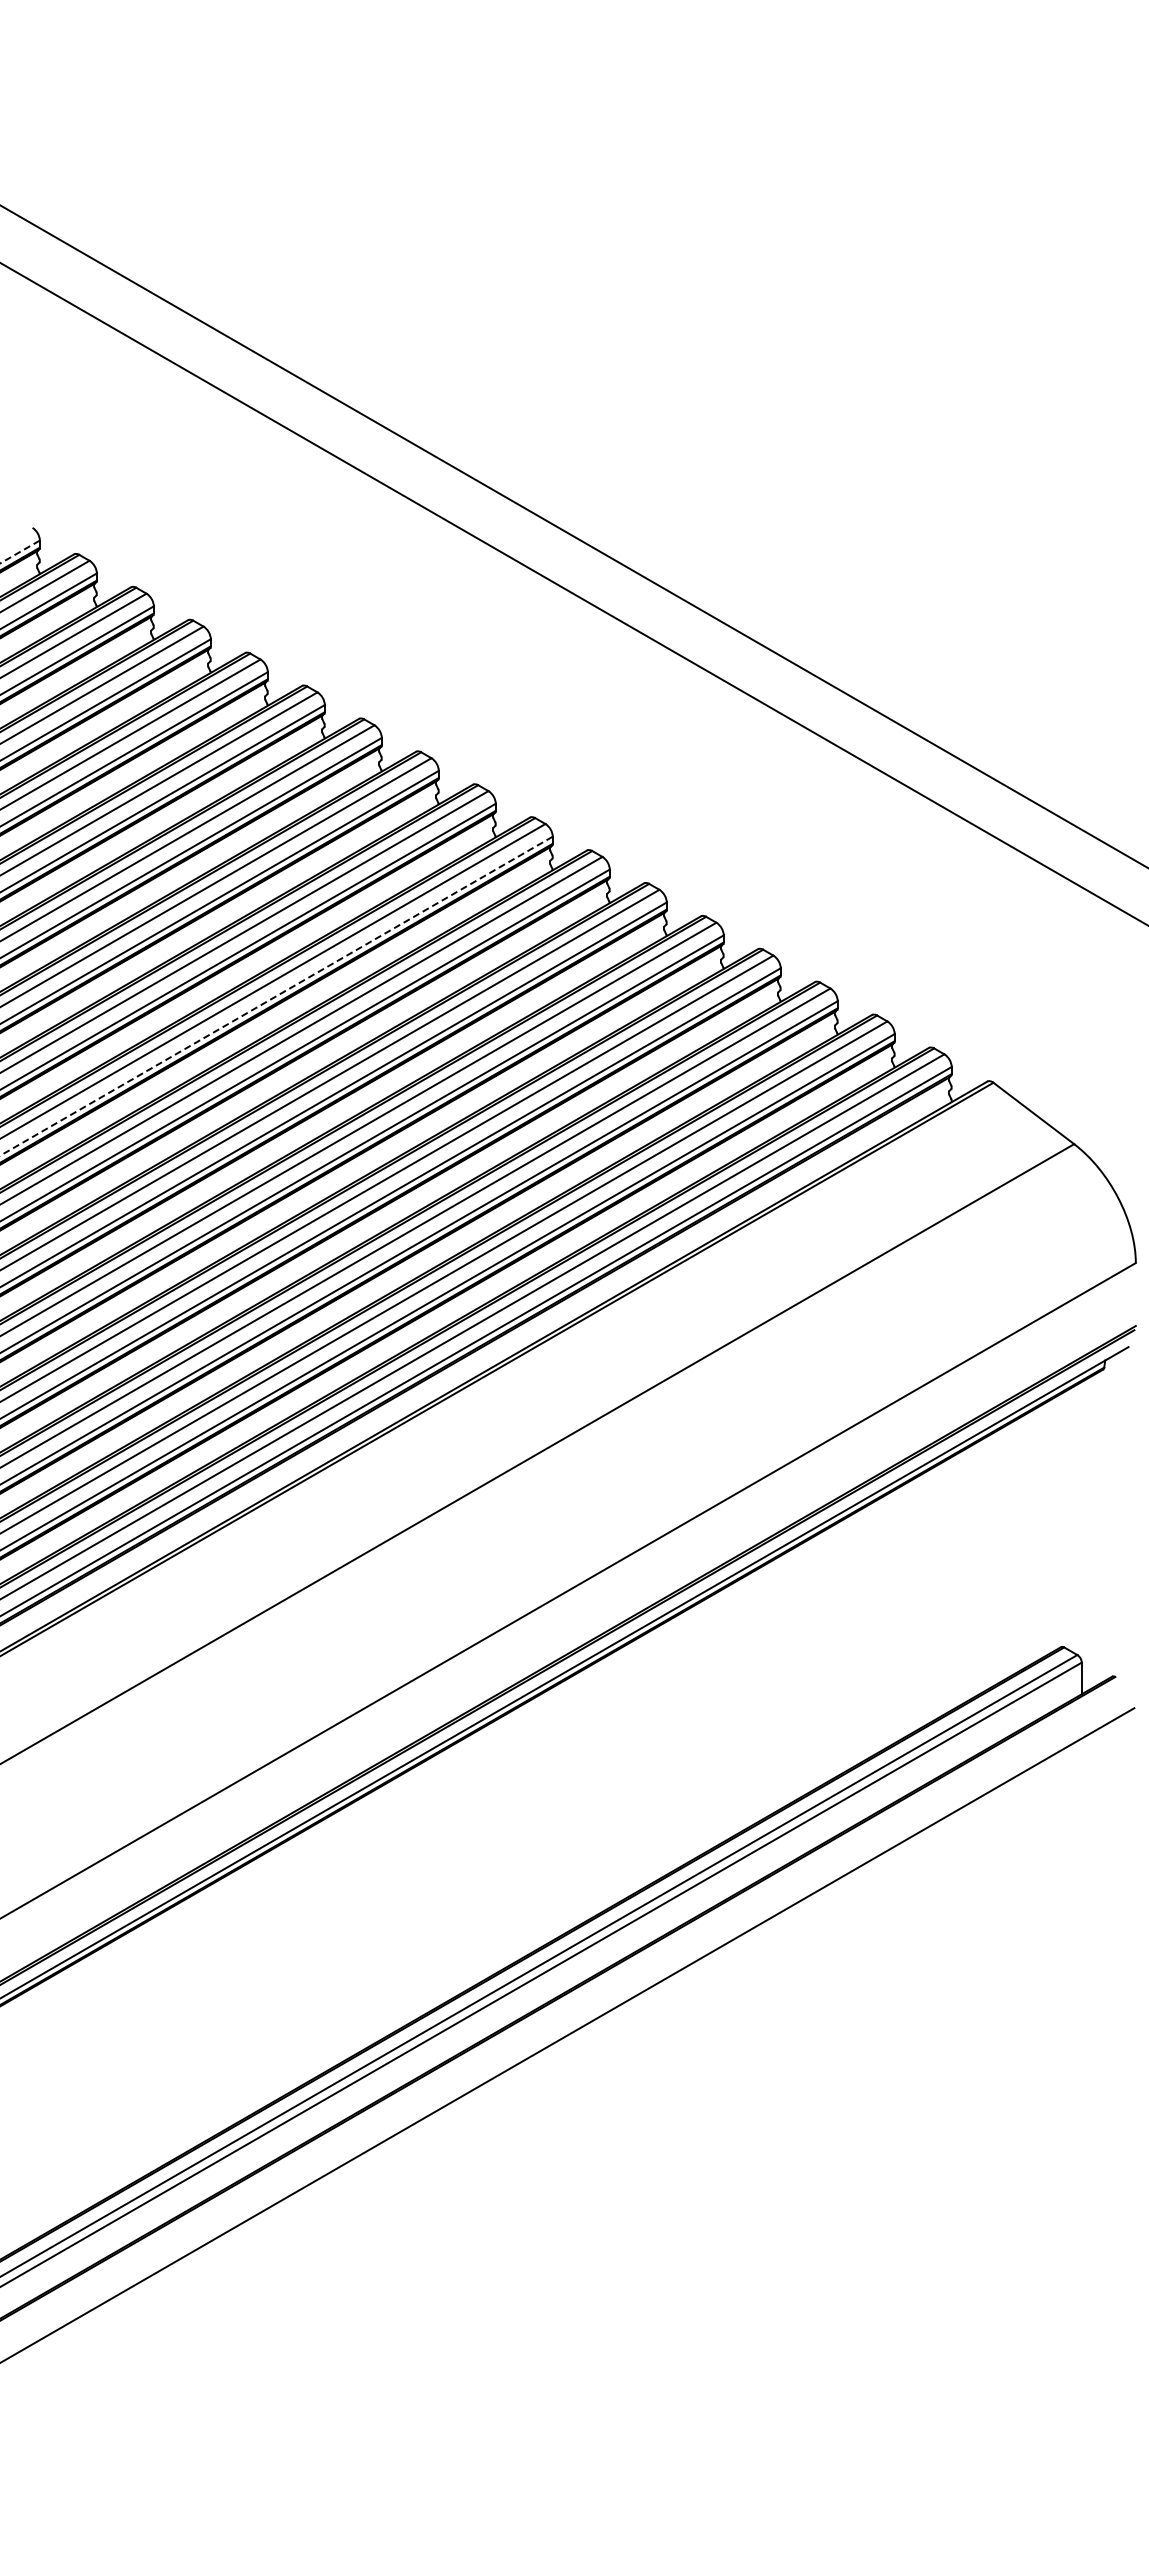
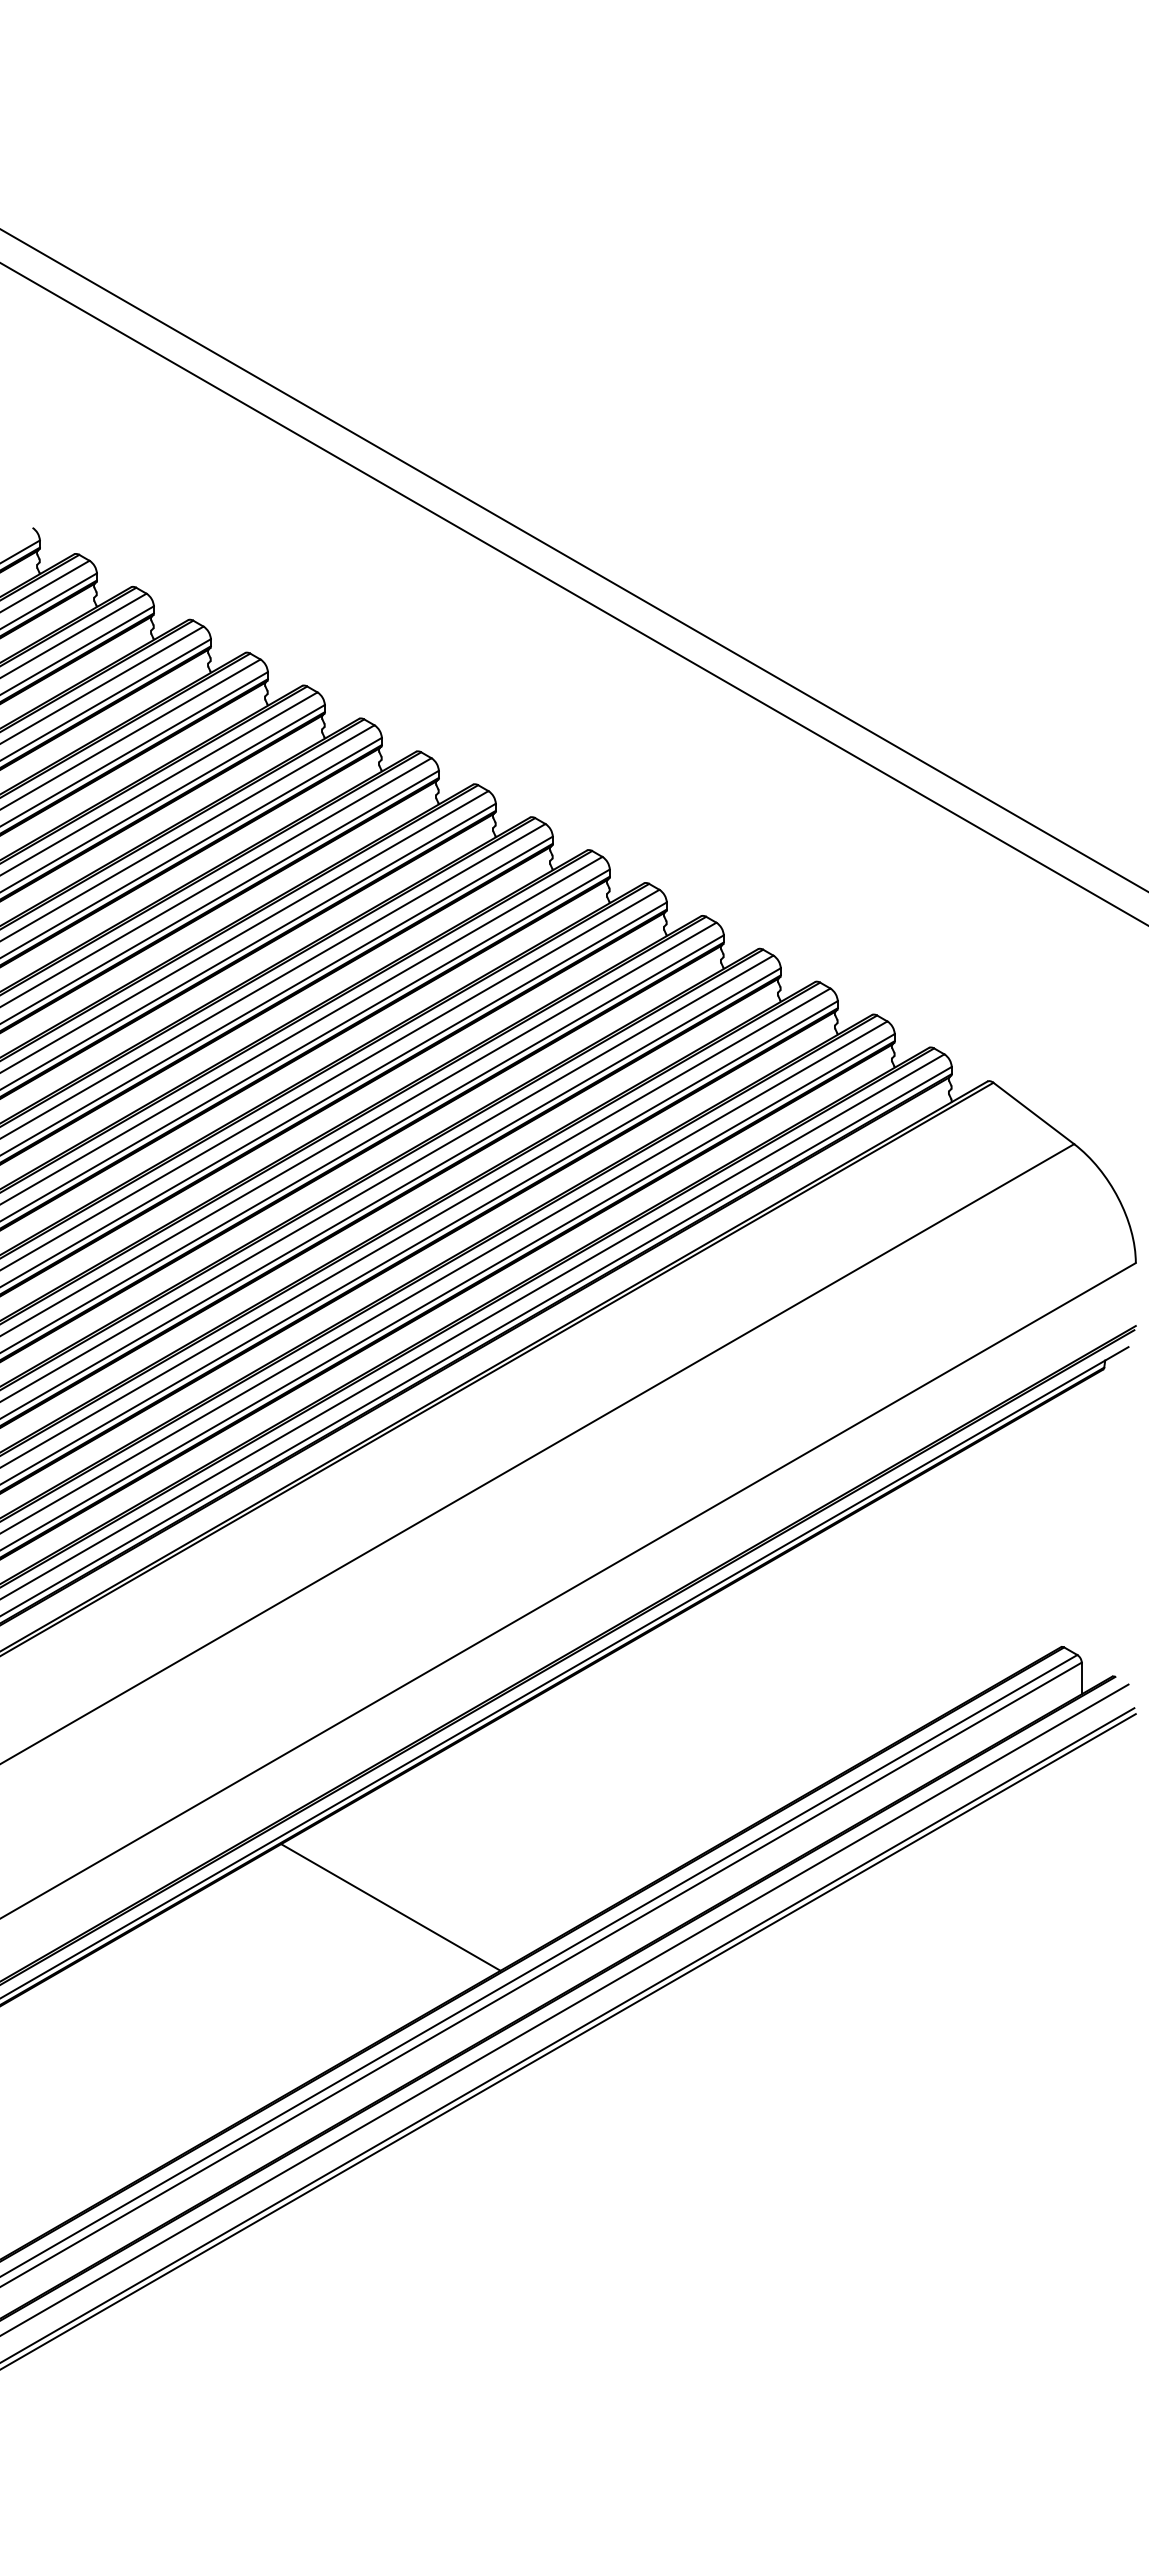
line position: (573, 536) -> (573, 560) (573, 560)
line: dashed -> solid (19, 552)
line: dashed -> solid (276, 996)
line: none -> present (390, 1907)
line: none -> present (565, 2009)
line: none -> present (568, 2041)
